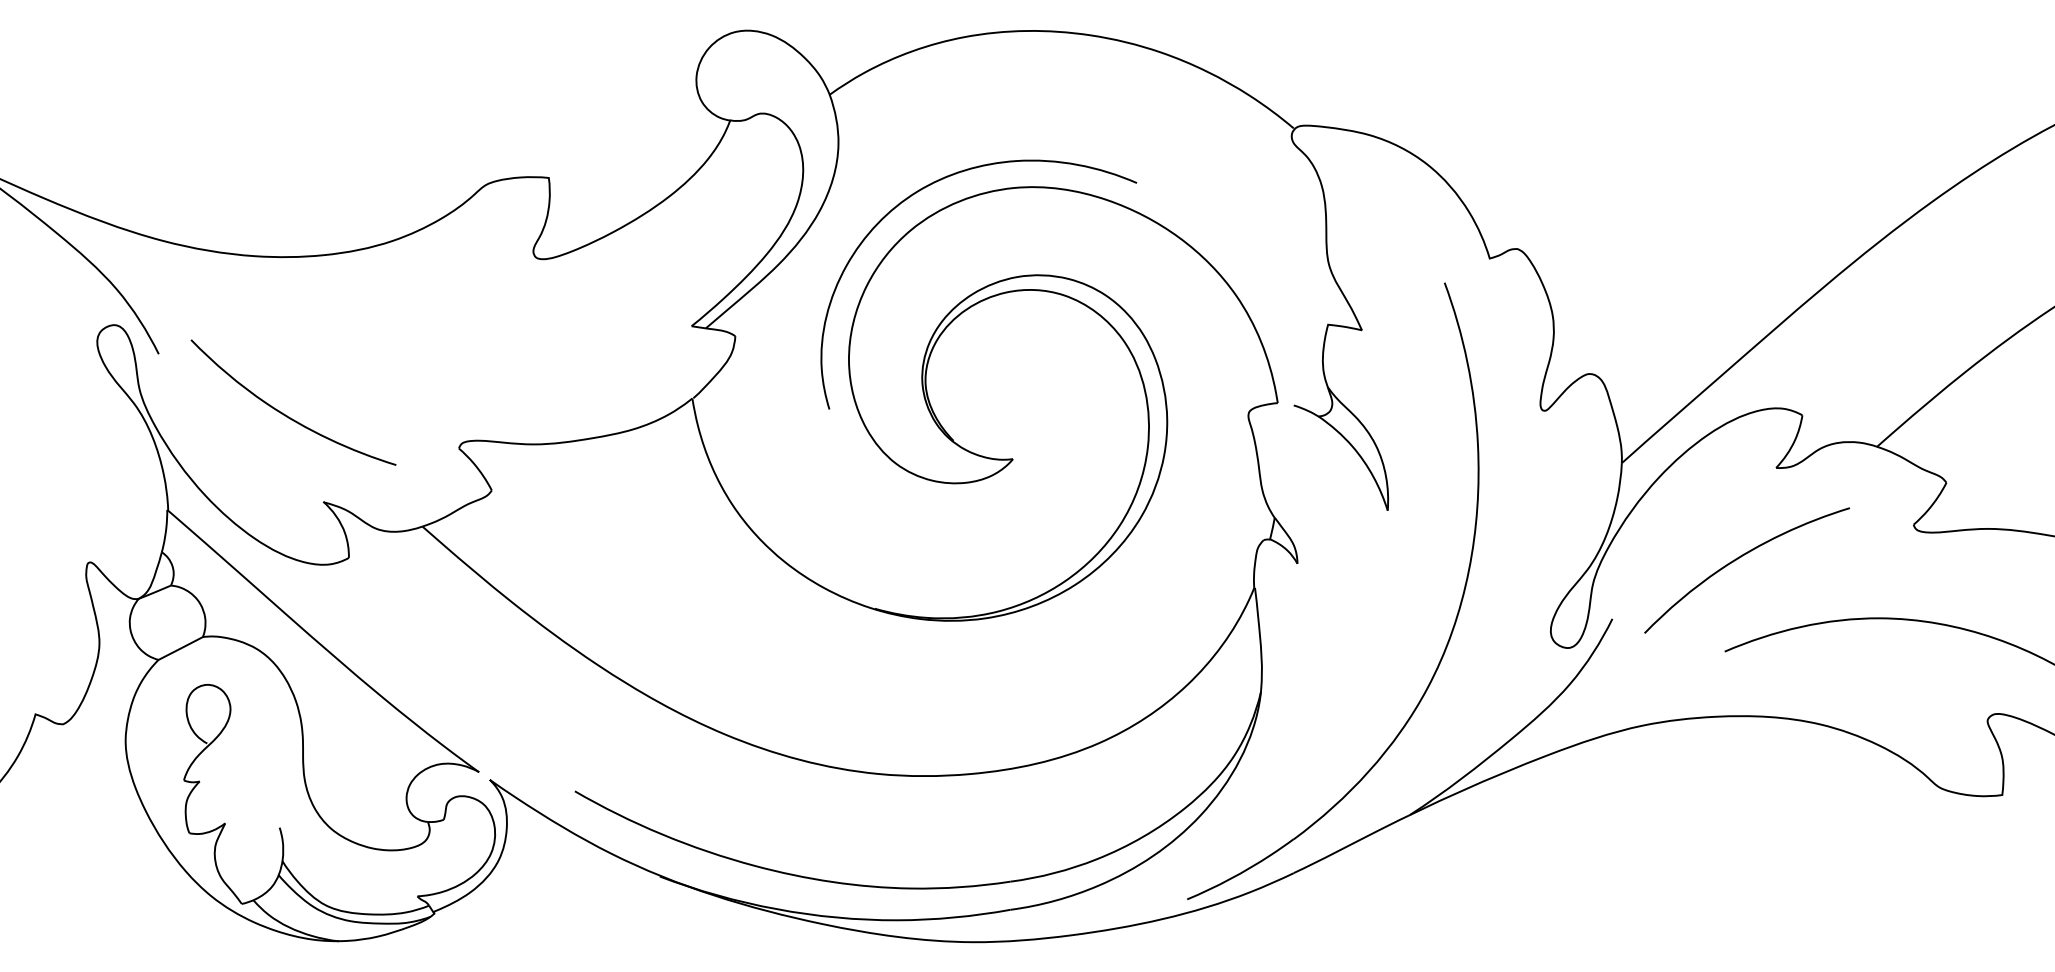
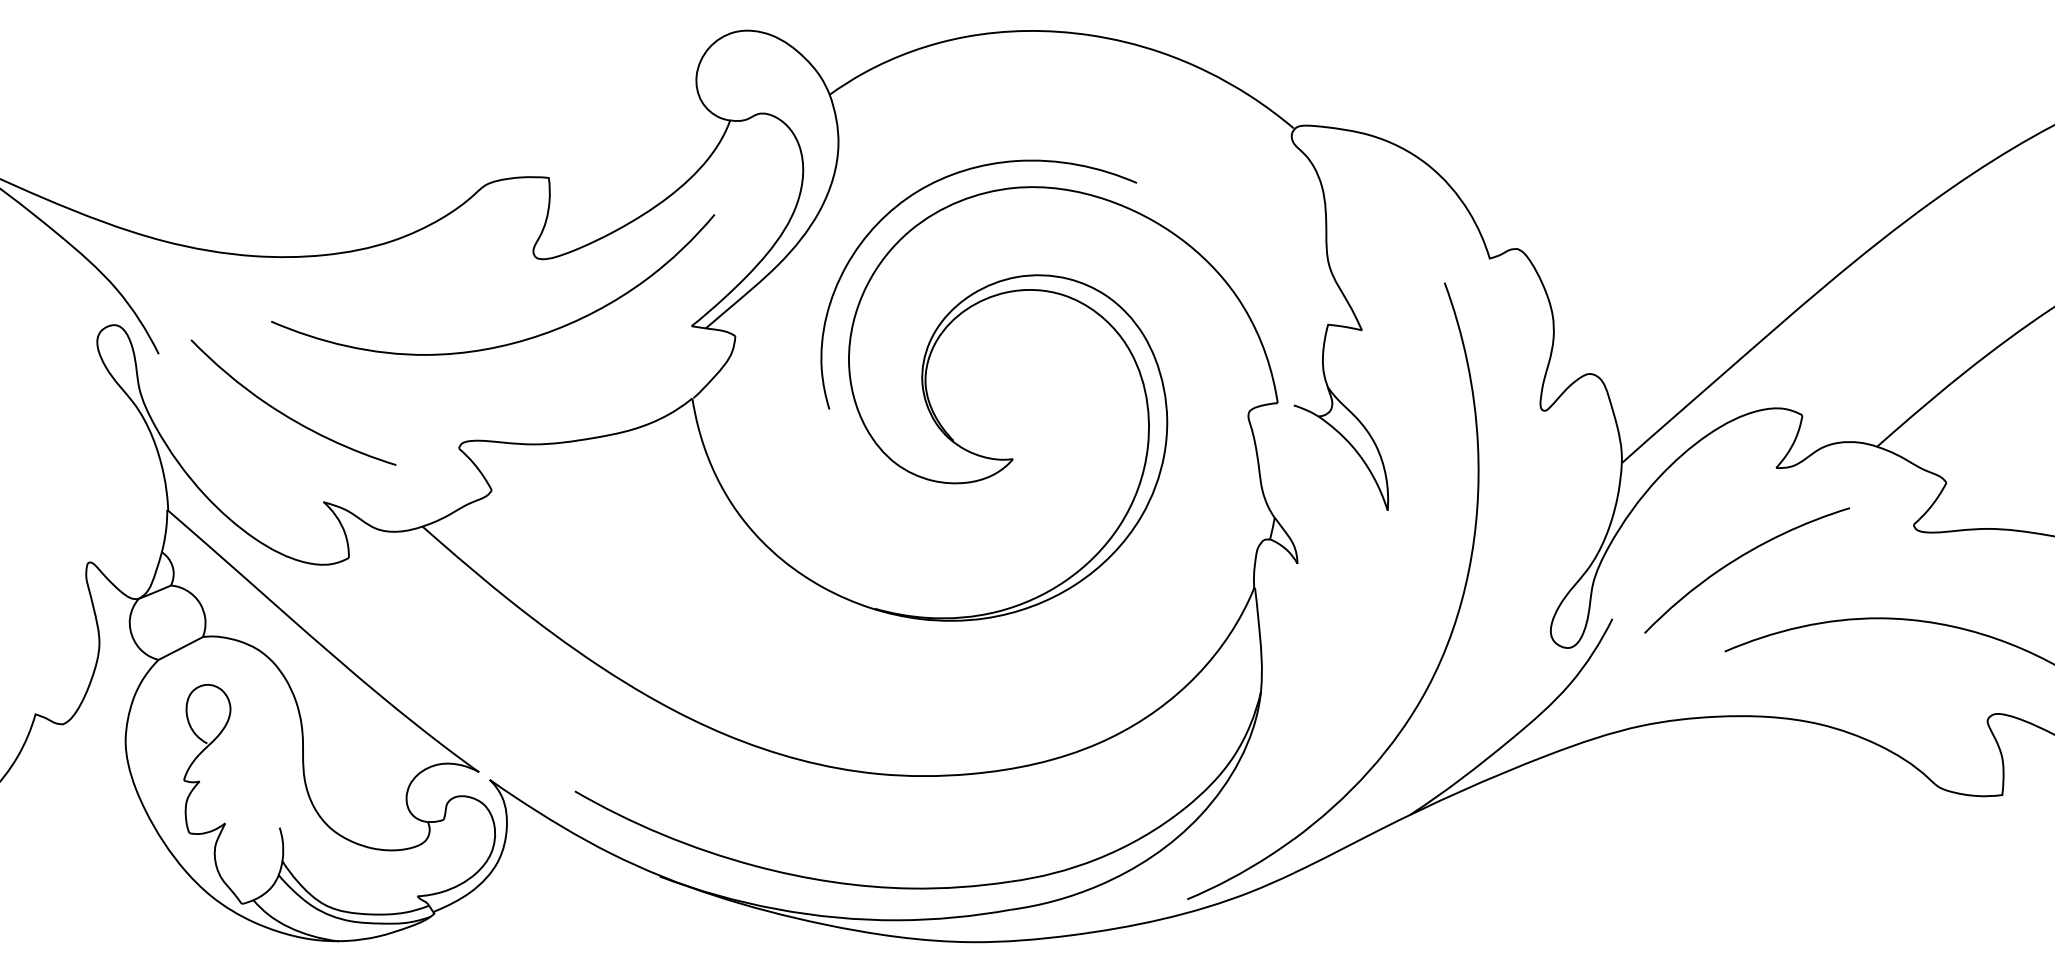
curve: none -> present (507, 343)
